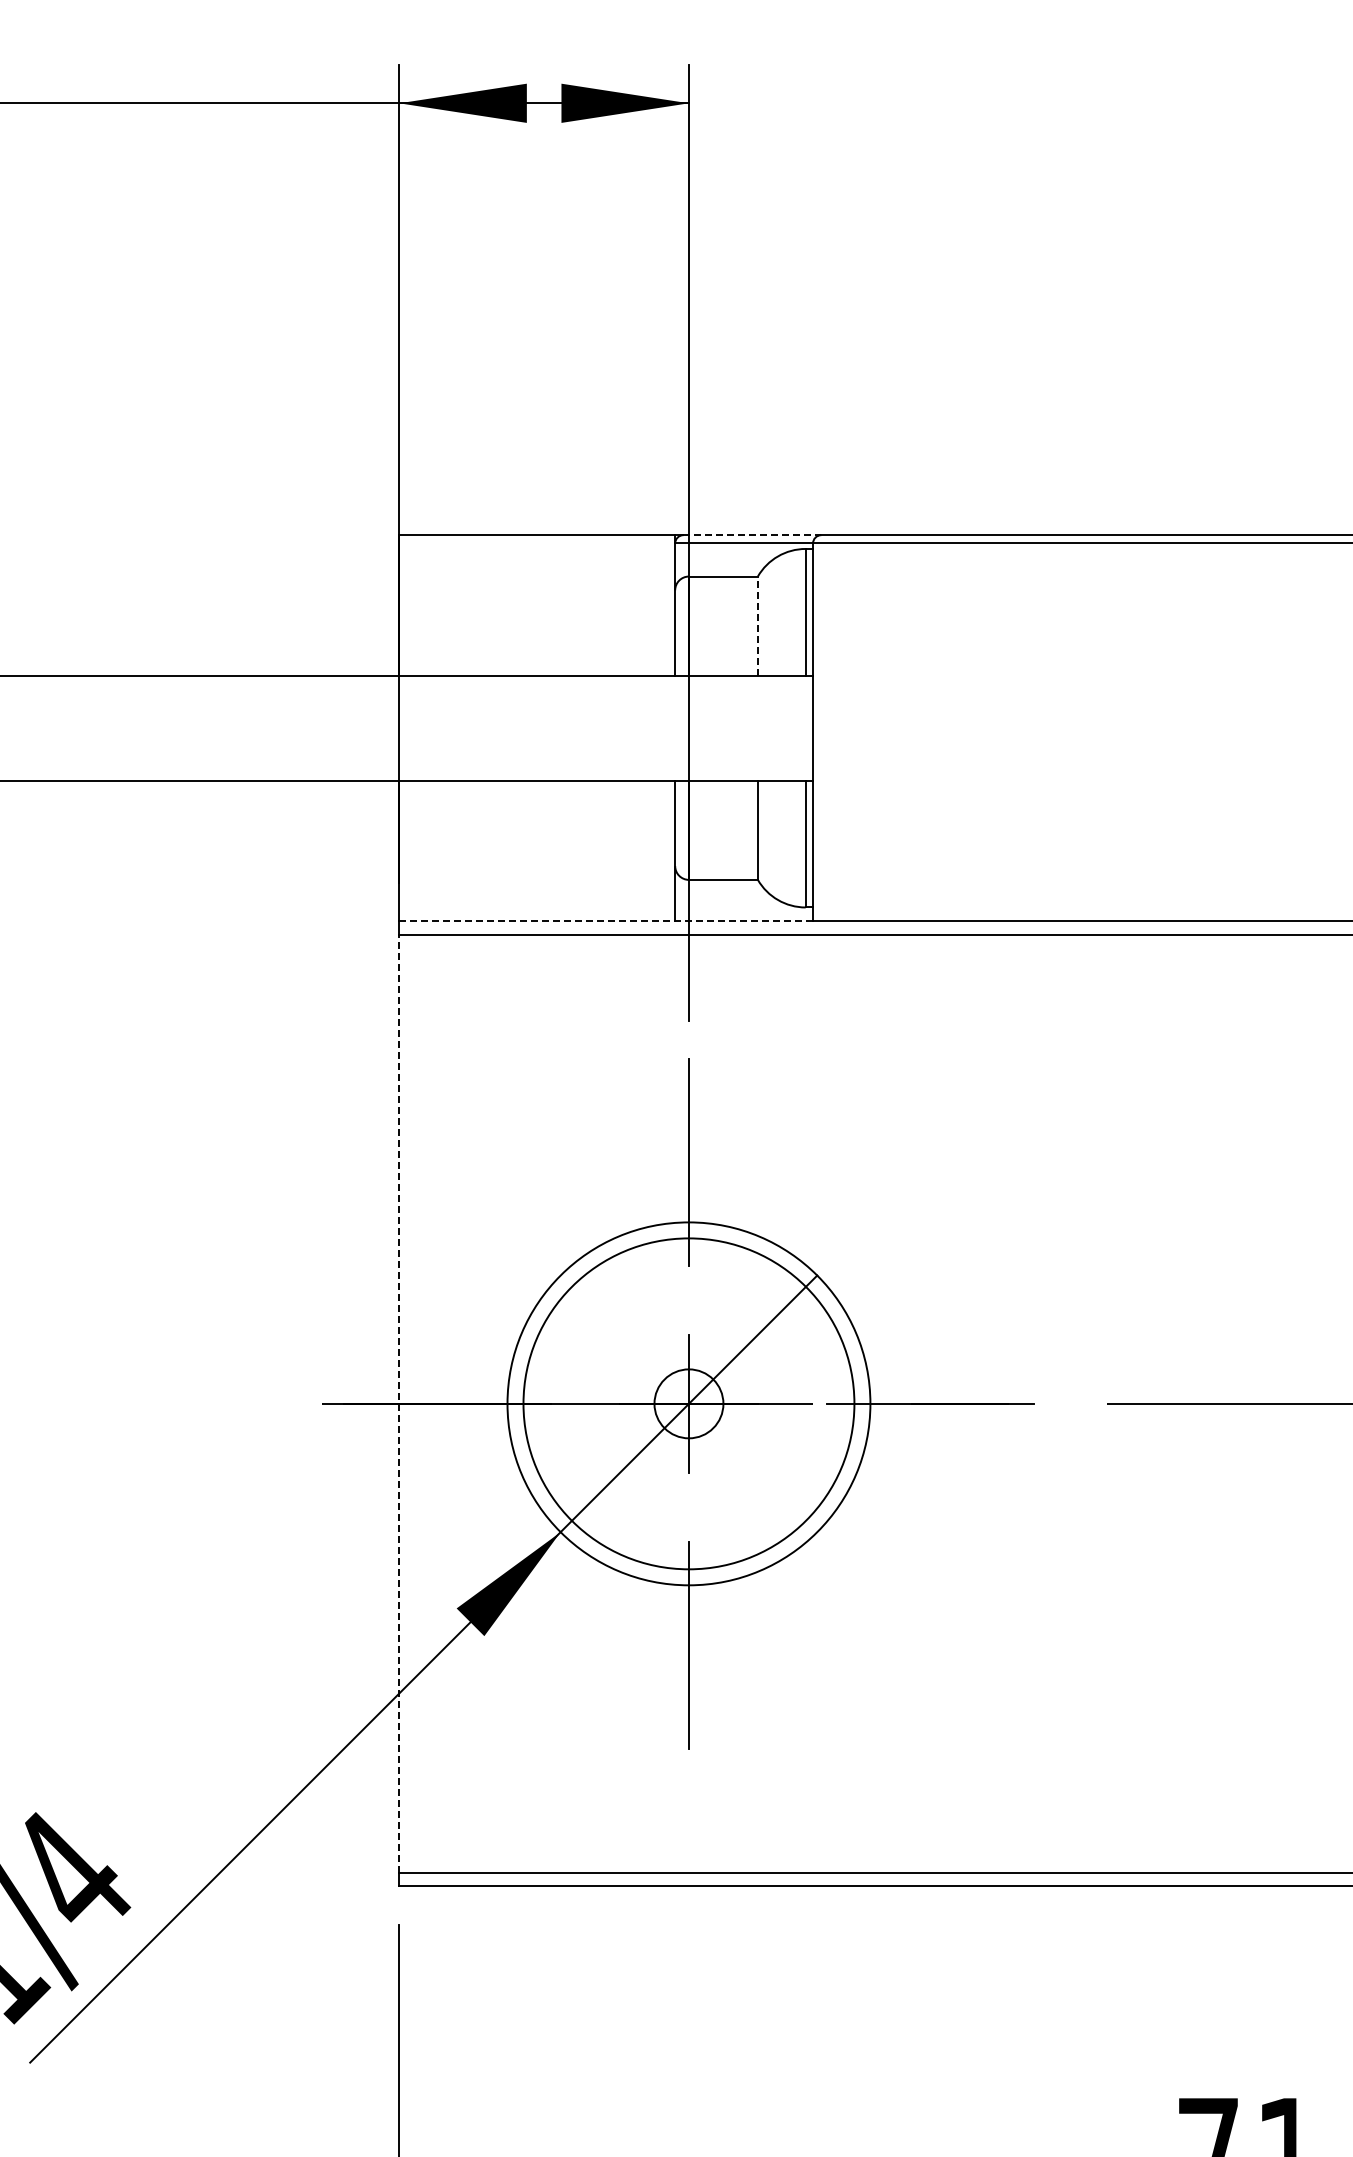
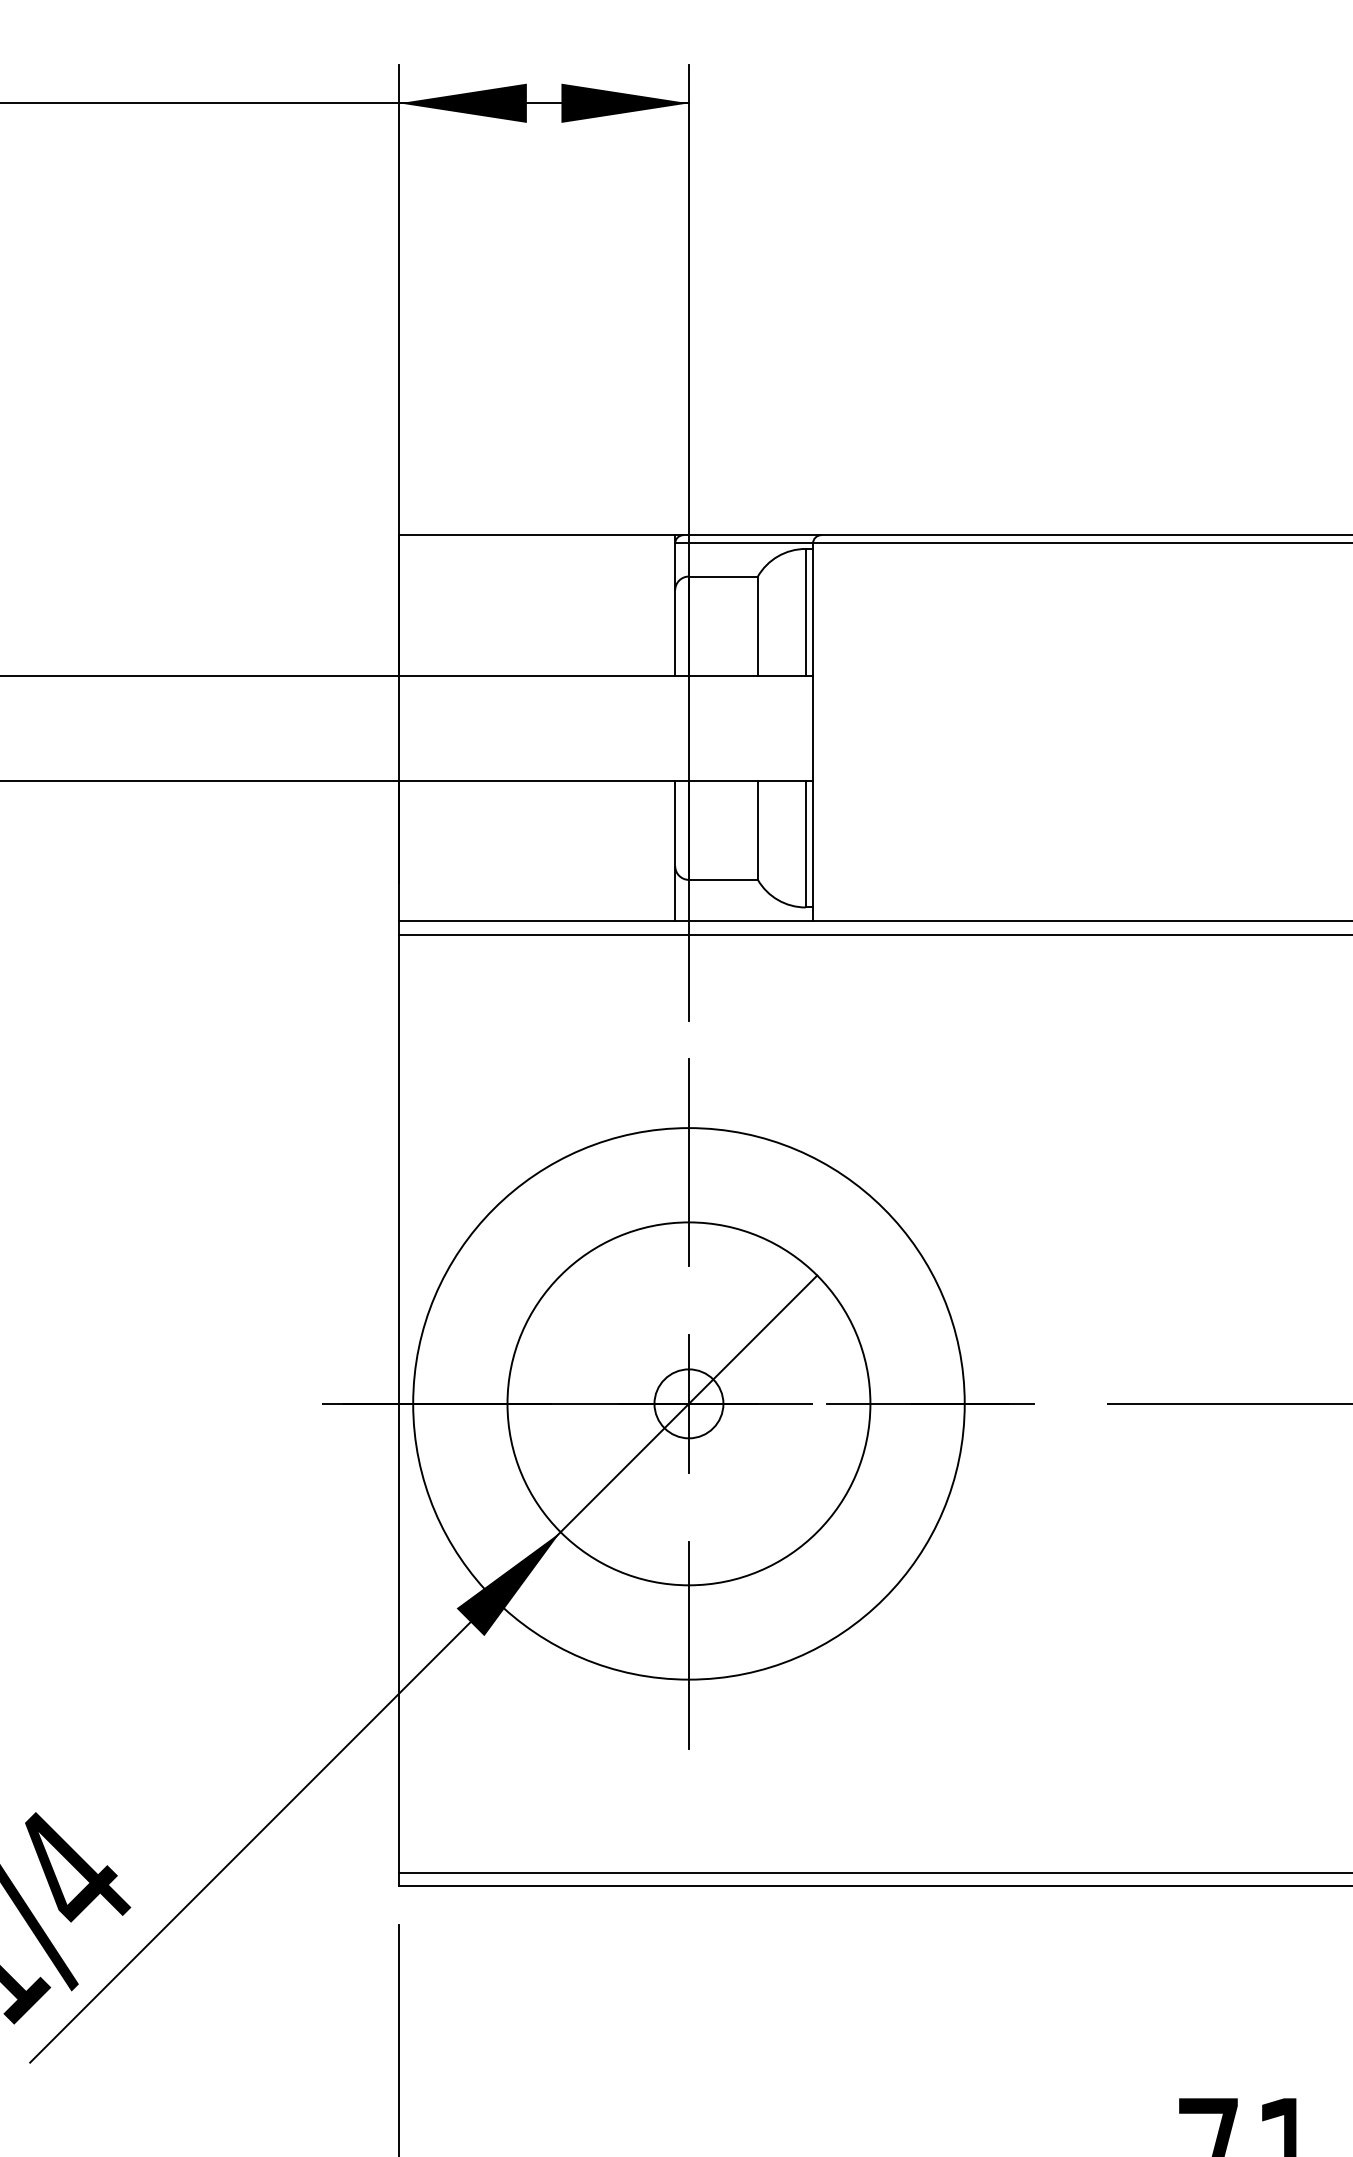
line: dashed -> solid (752, 535)
line: dashed -> solid (757, 626)
line: dashed -> solid (606, 921)
line: dashed -> solid (399, 1403)
circle diameter: 331 px -> 552 px (688, 1403)
